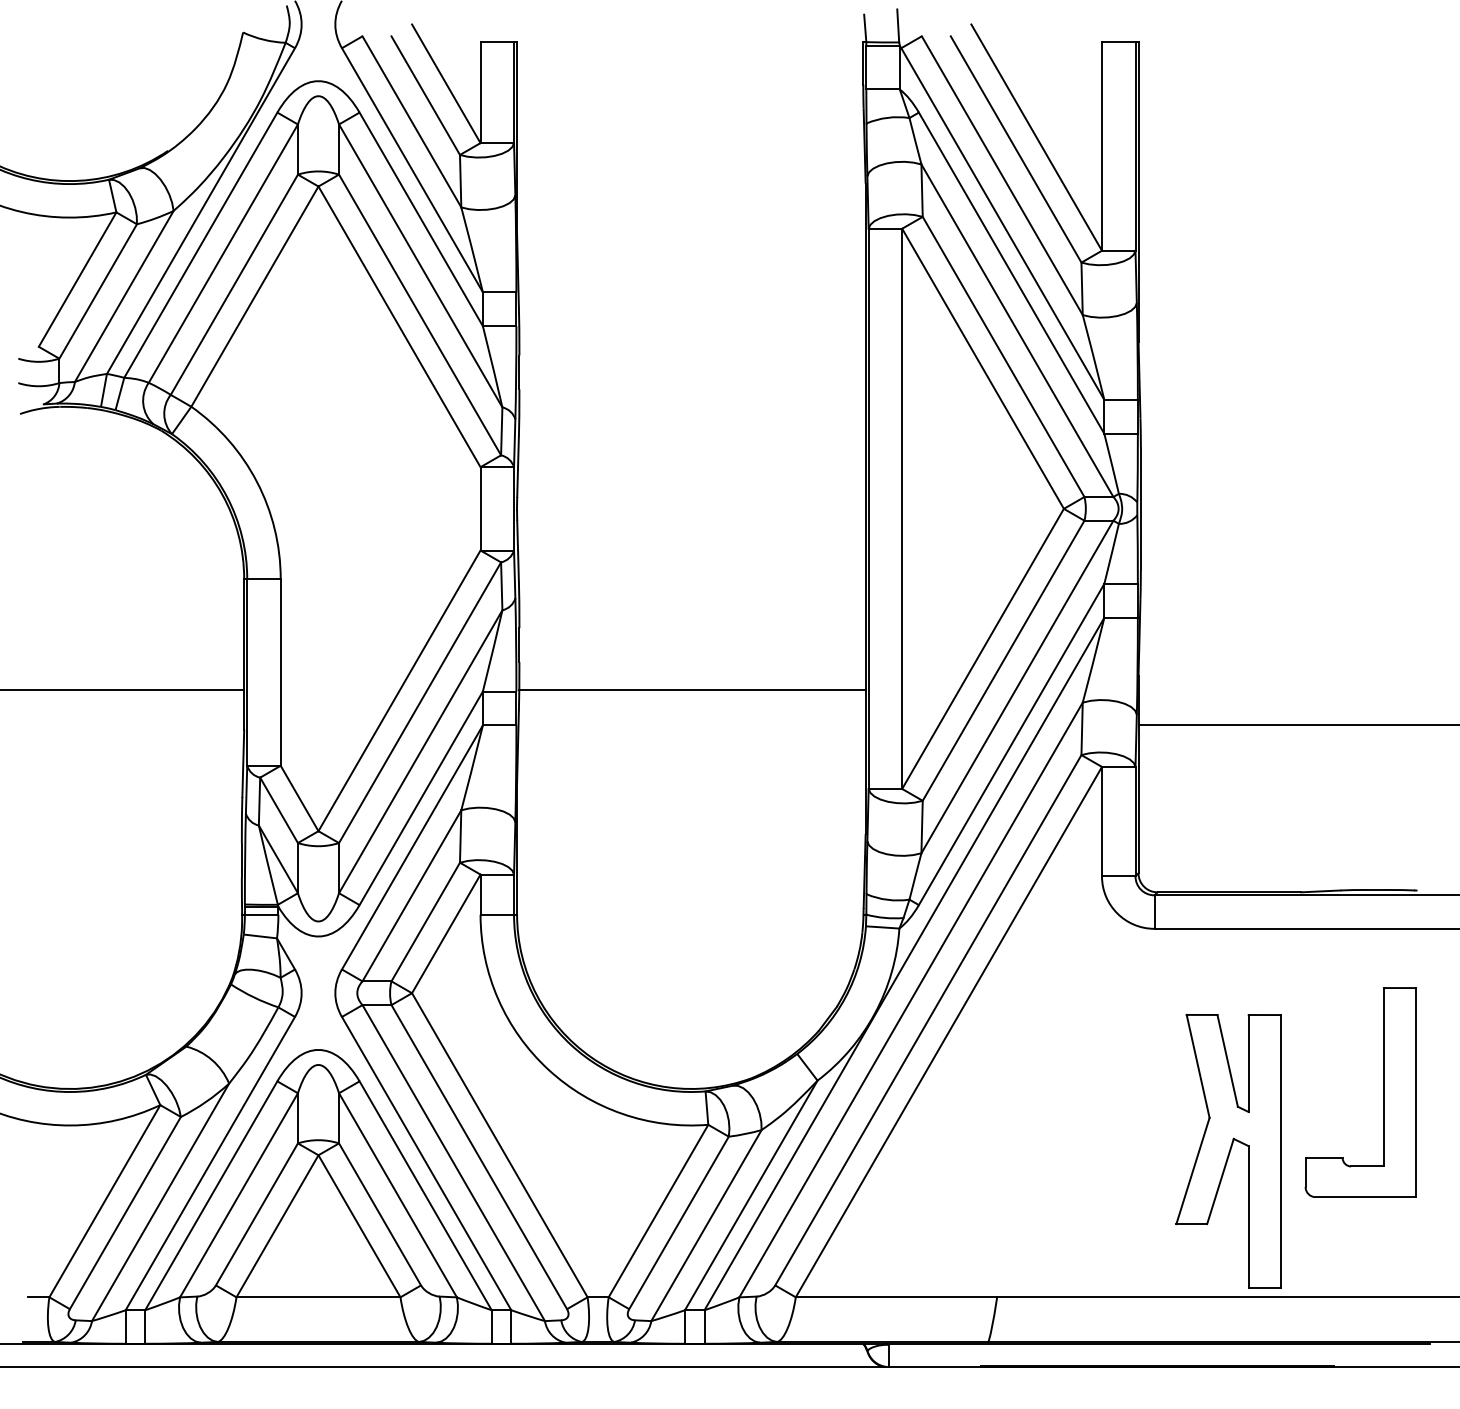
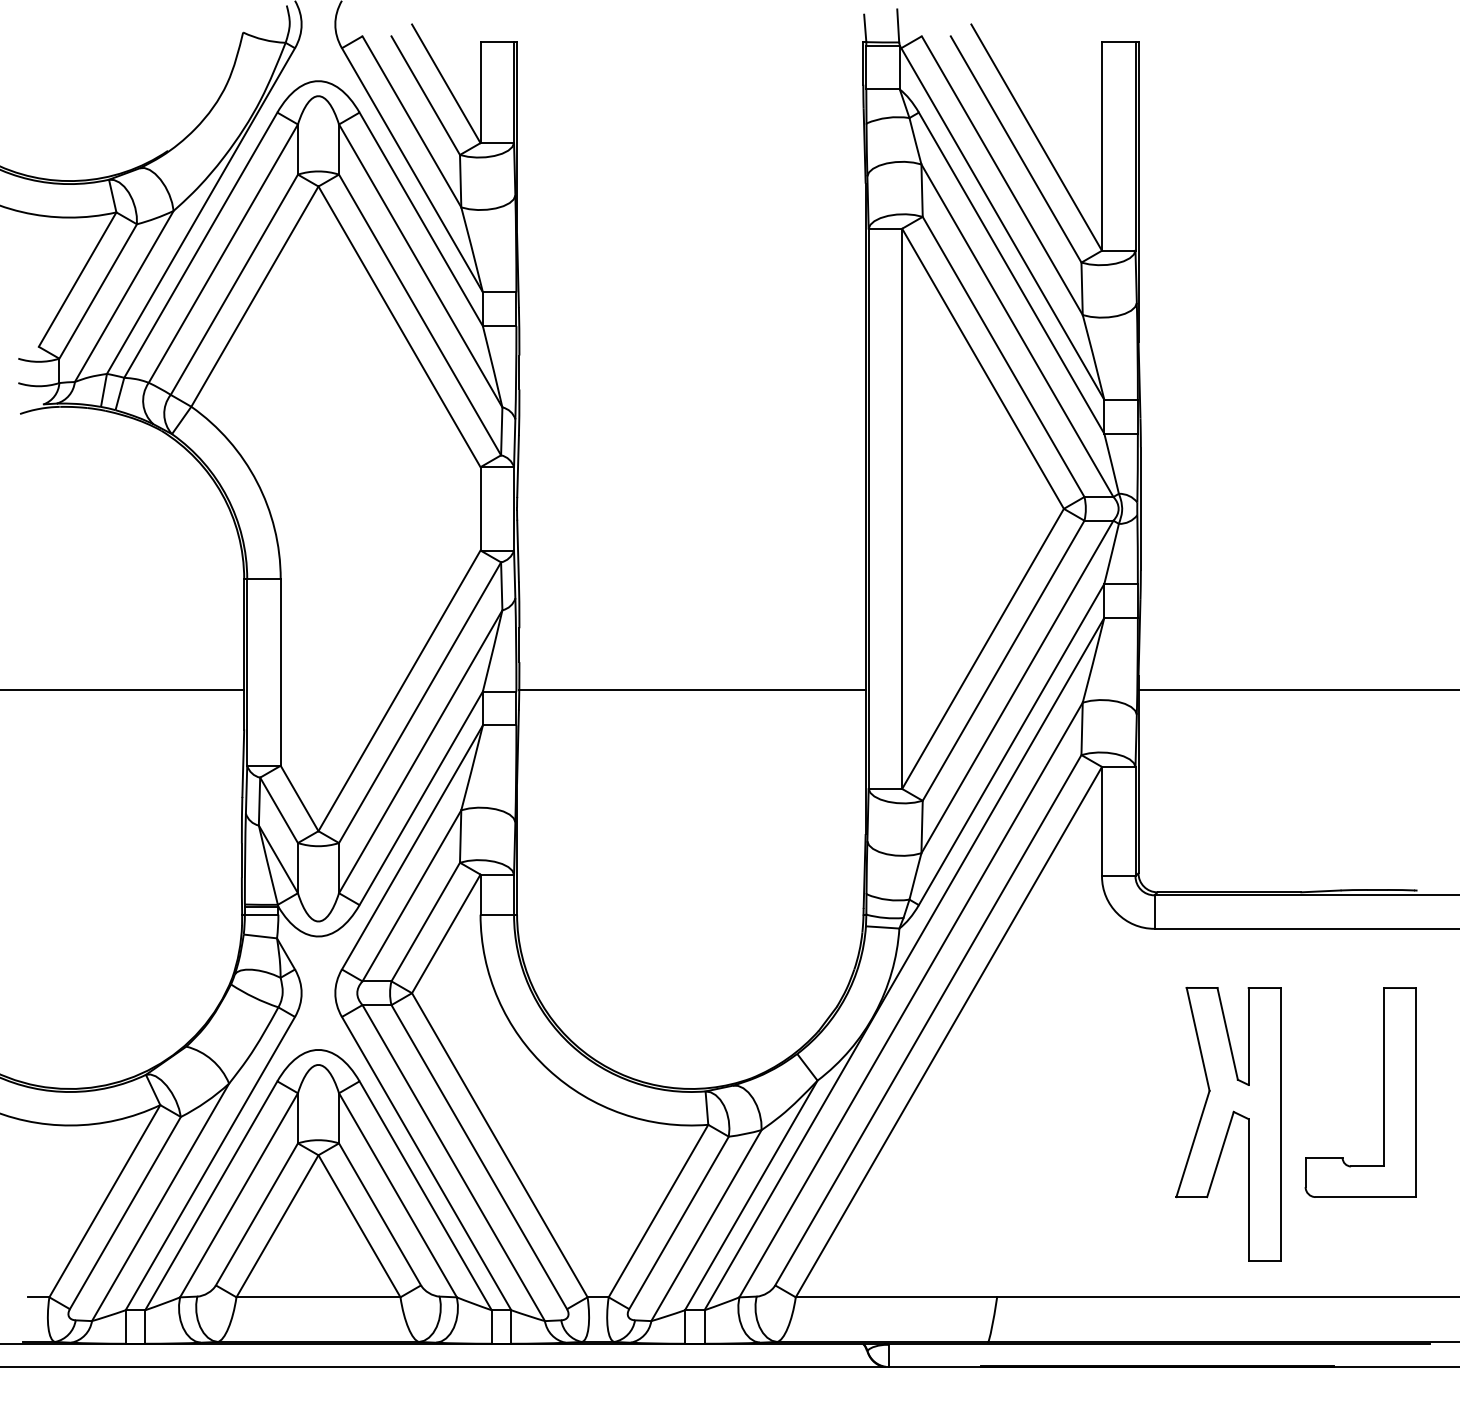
line position: (1297, 724) -> (1297, 689) (1297, 689)
part position: (1228, 1151) -> (1228, 1124) (1228, 1124)
